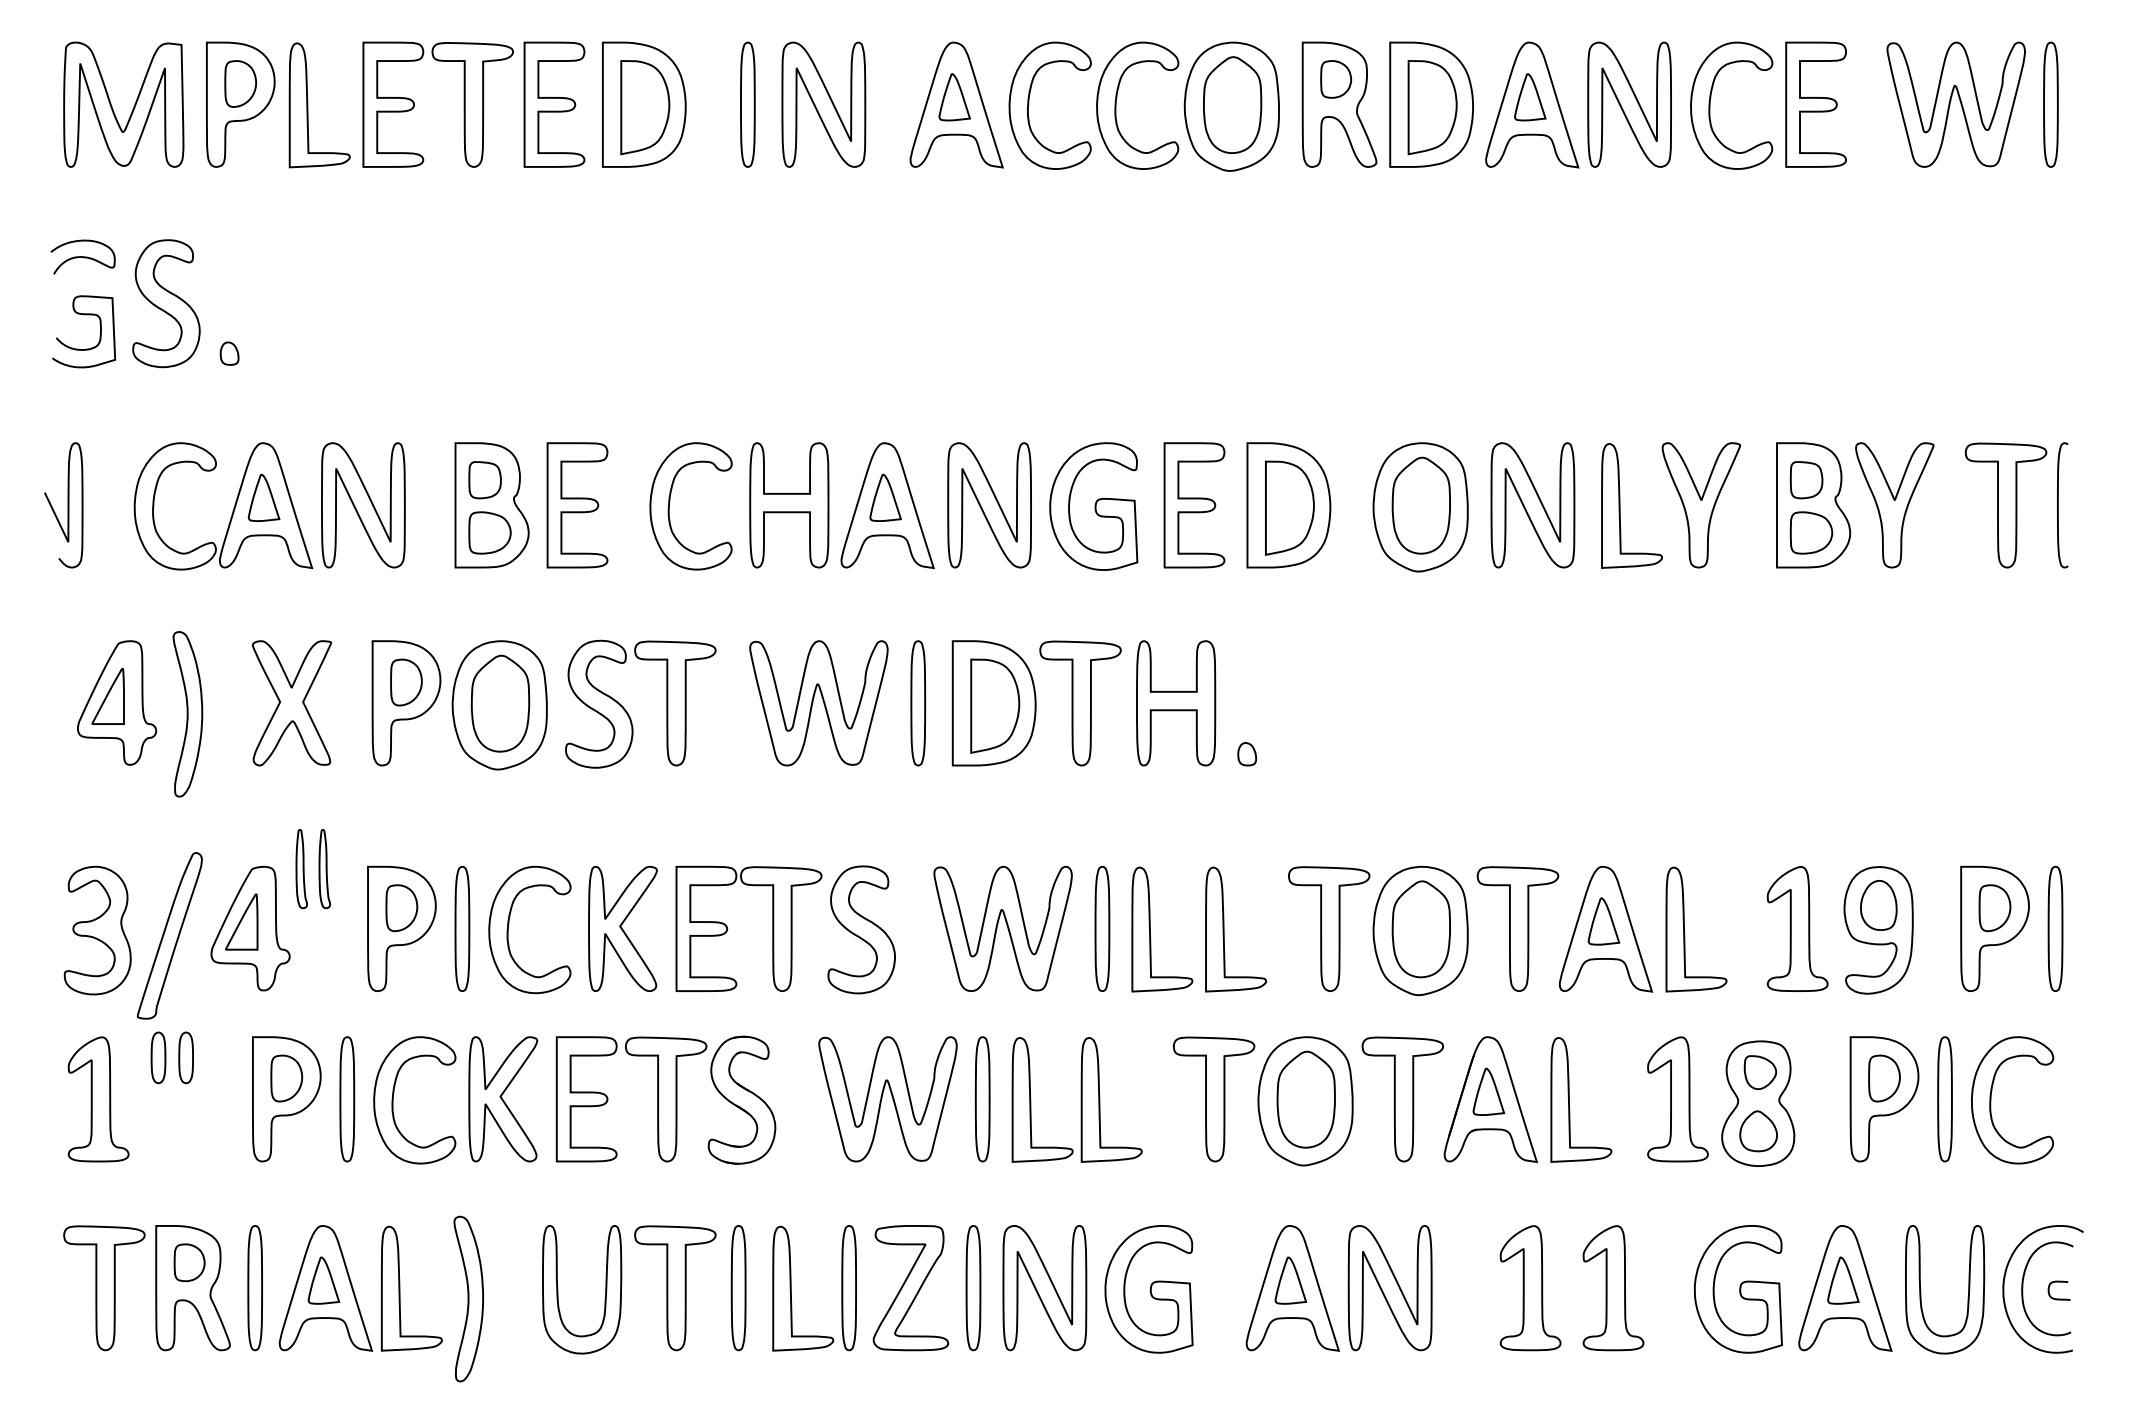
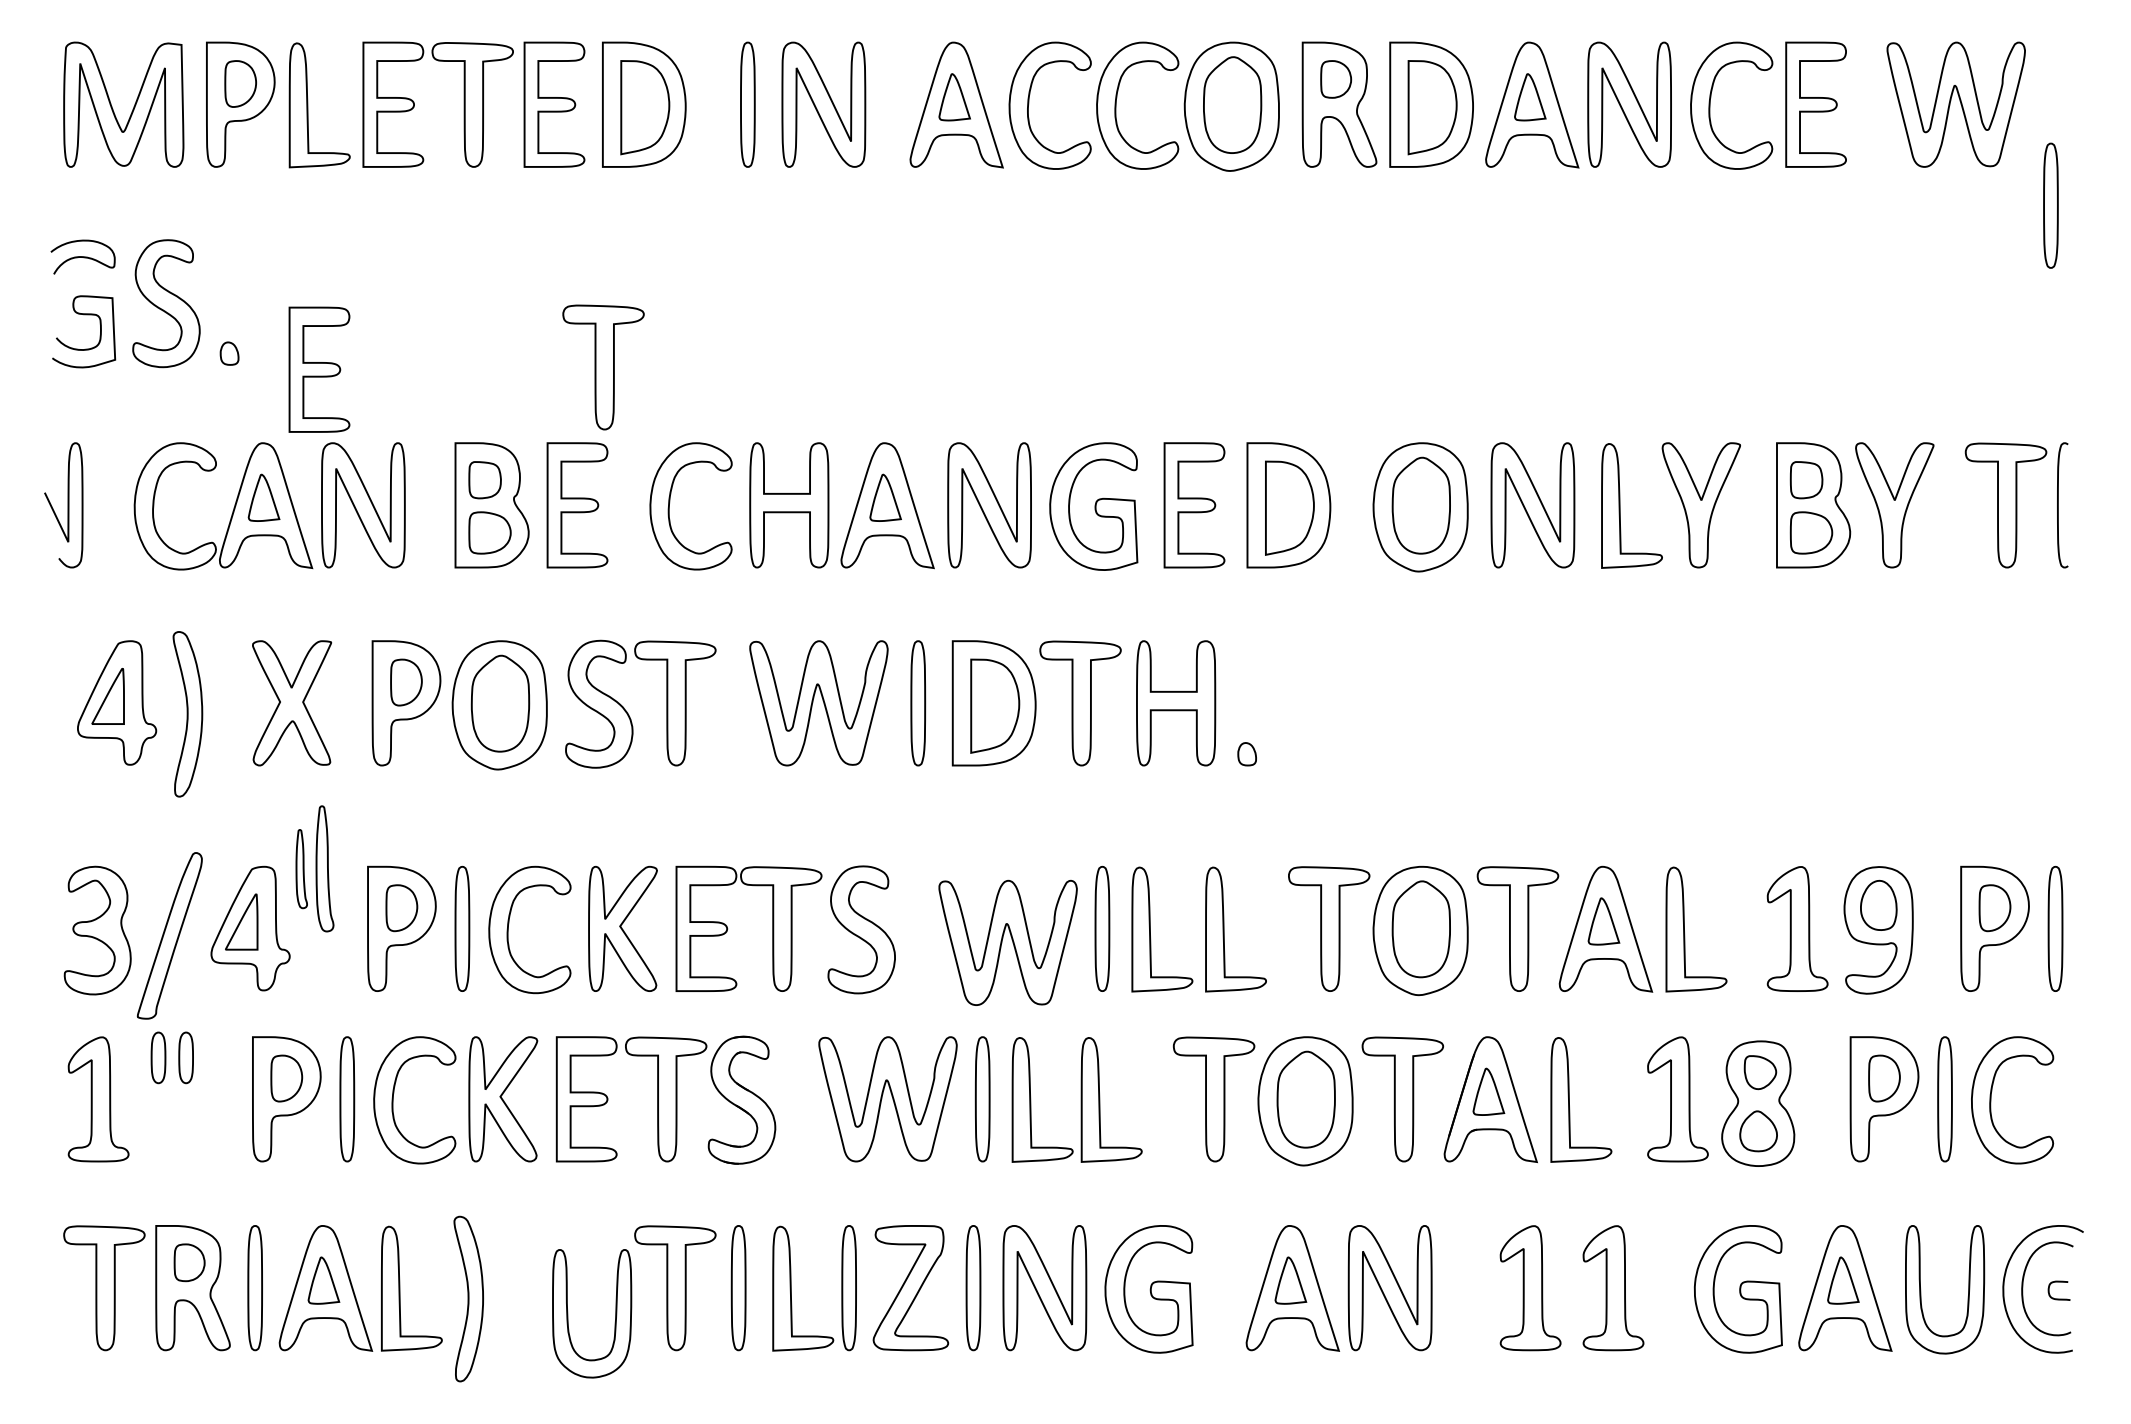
part position: (2050, 104) -> (2050, 205) (2050, 205)
part: none -> present (603, 367)
part: none -> present (319, 369)
part size: 13x81 px -> 20x128 px (324, 868)
part position: (1002, 928) -> (1007, 942) (1007, 942)
part position: (605, 1289) -> (615, 1313) (615, 1313)
